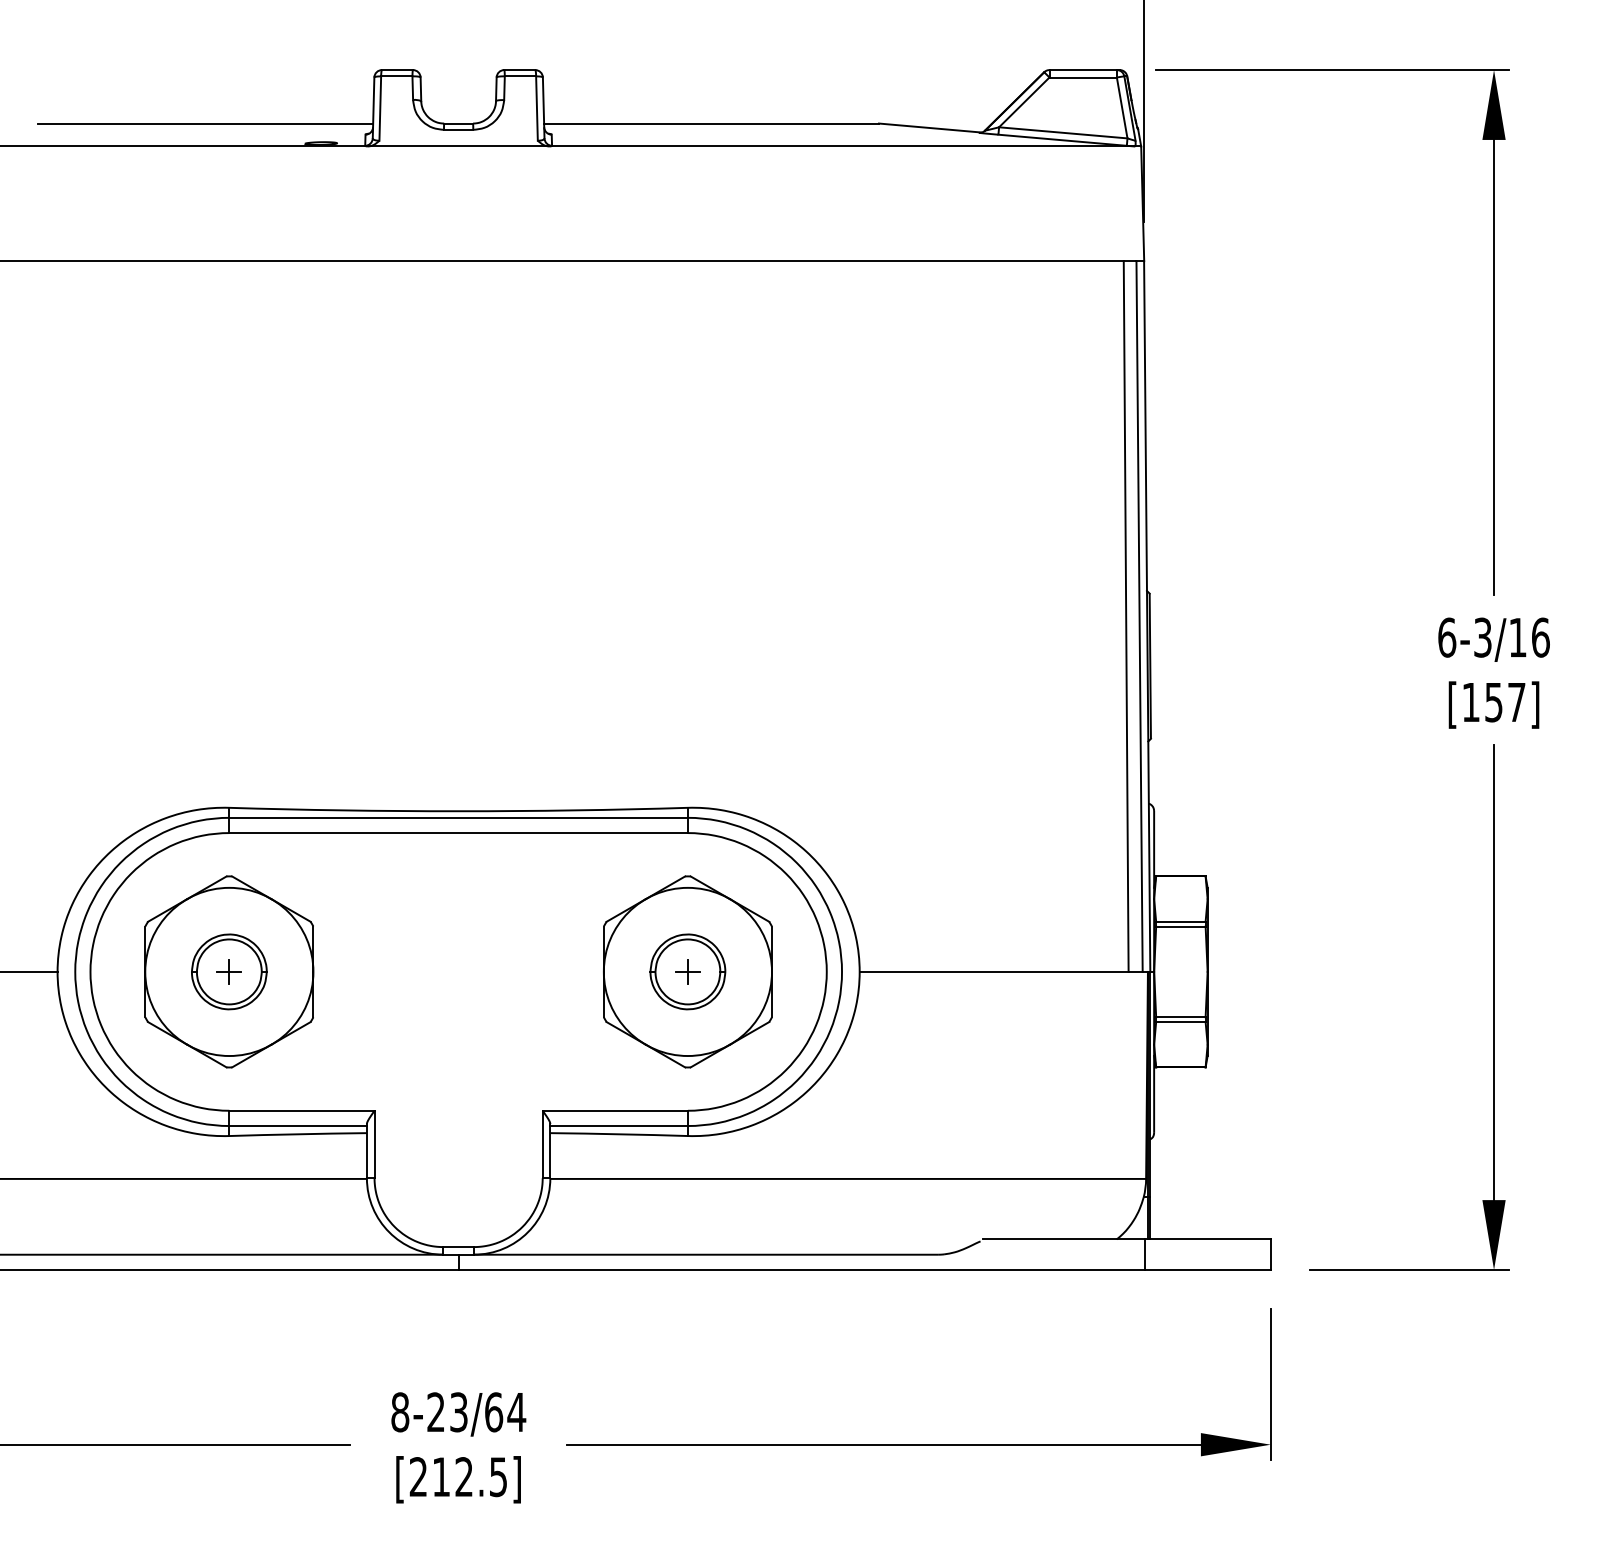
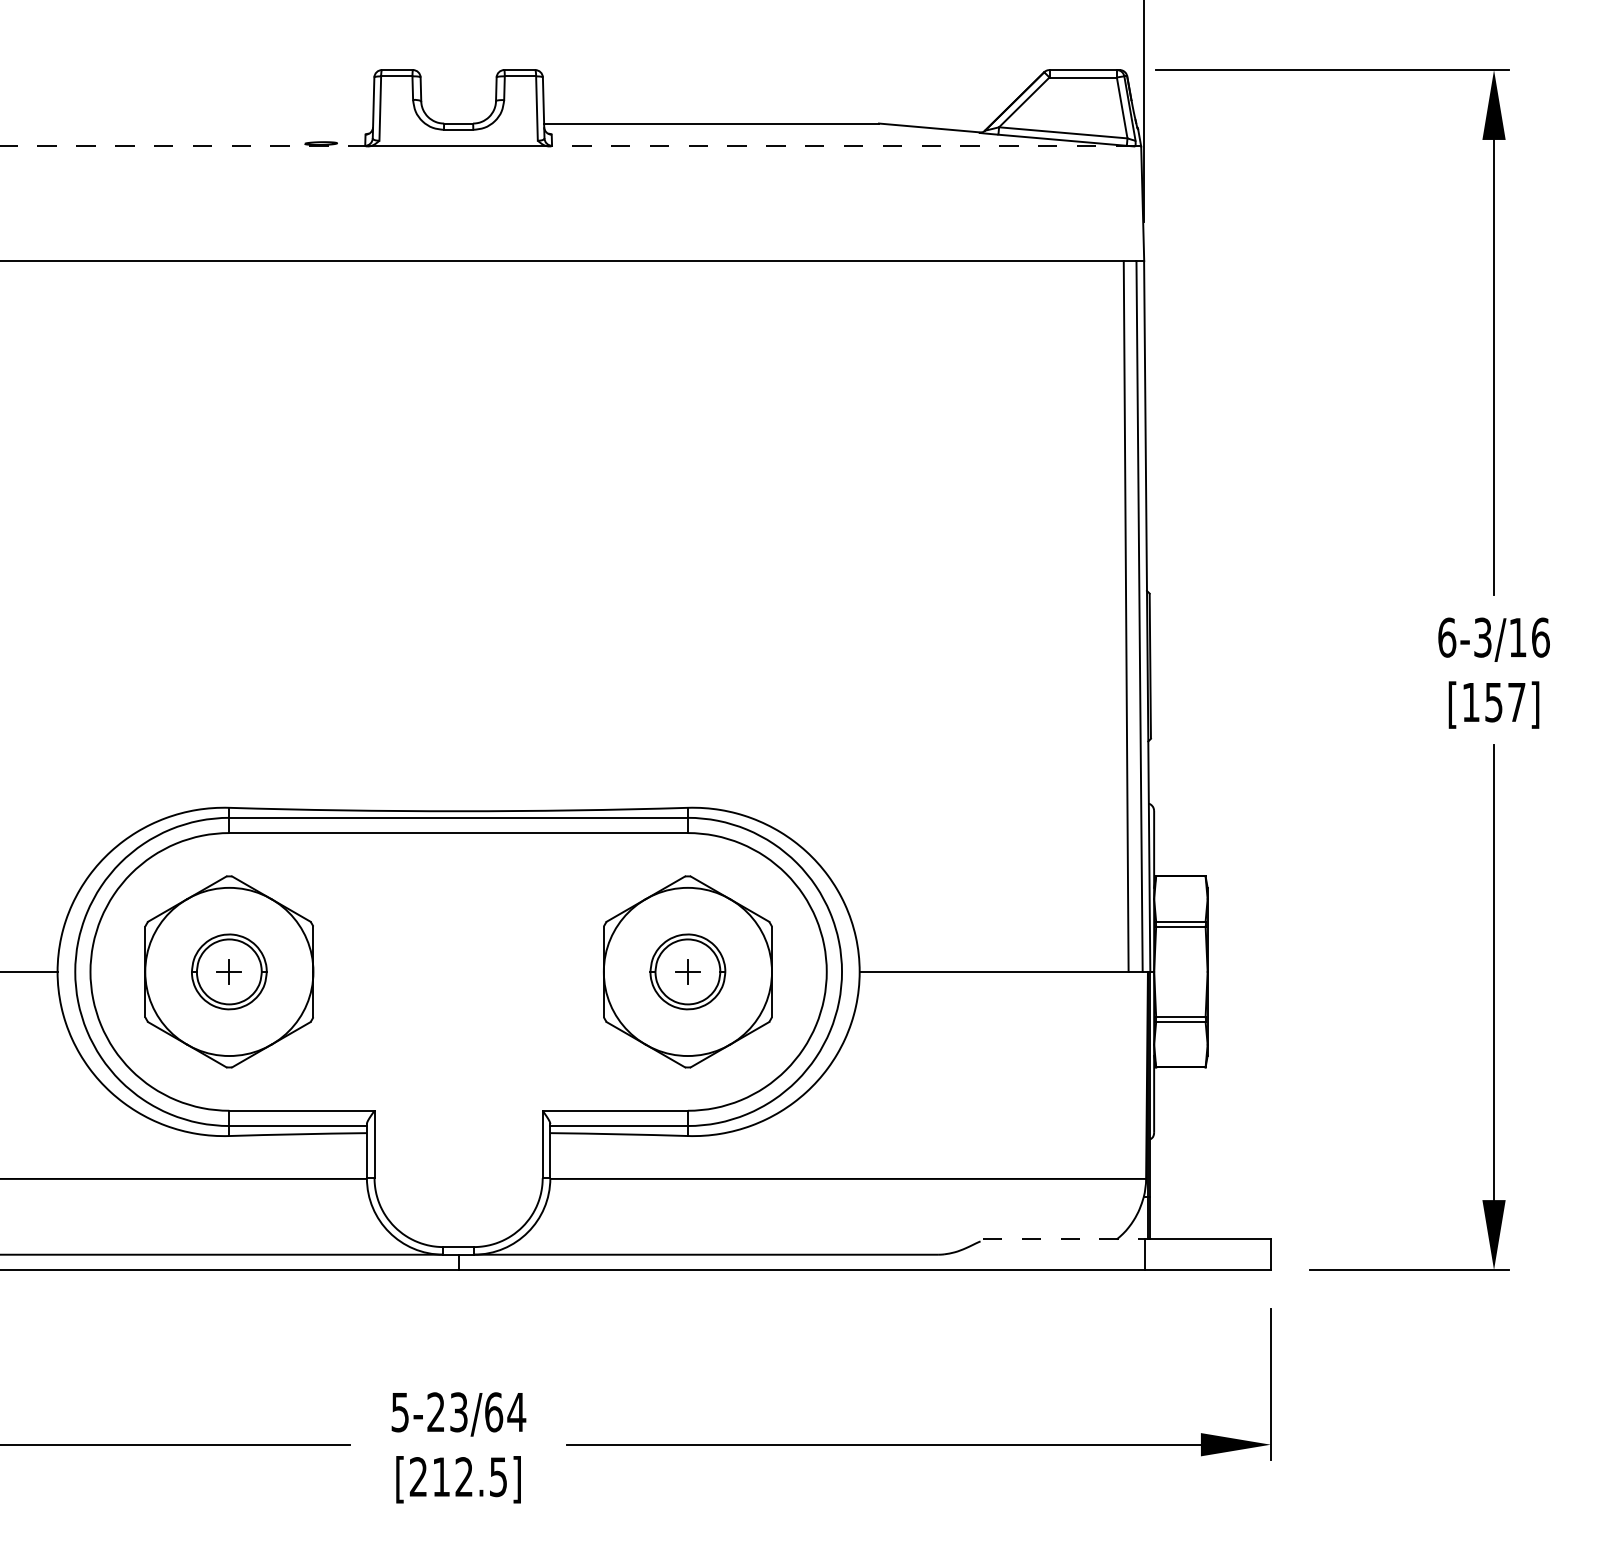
line: present -> none (205, 123)
line: solid -> dashed (183, 146)
line: solid -> dashed (842, 146)
line: solid -> dashed (1063, 1239)
text: 8-23/64 -> 5-23/64 (400, 1412)
